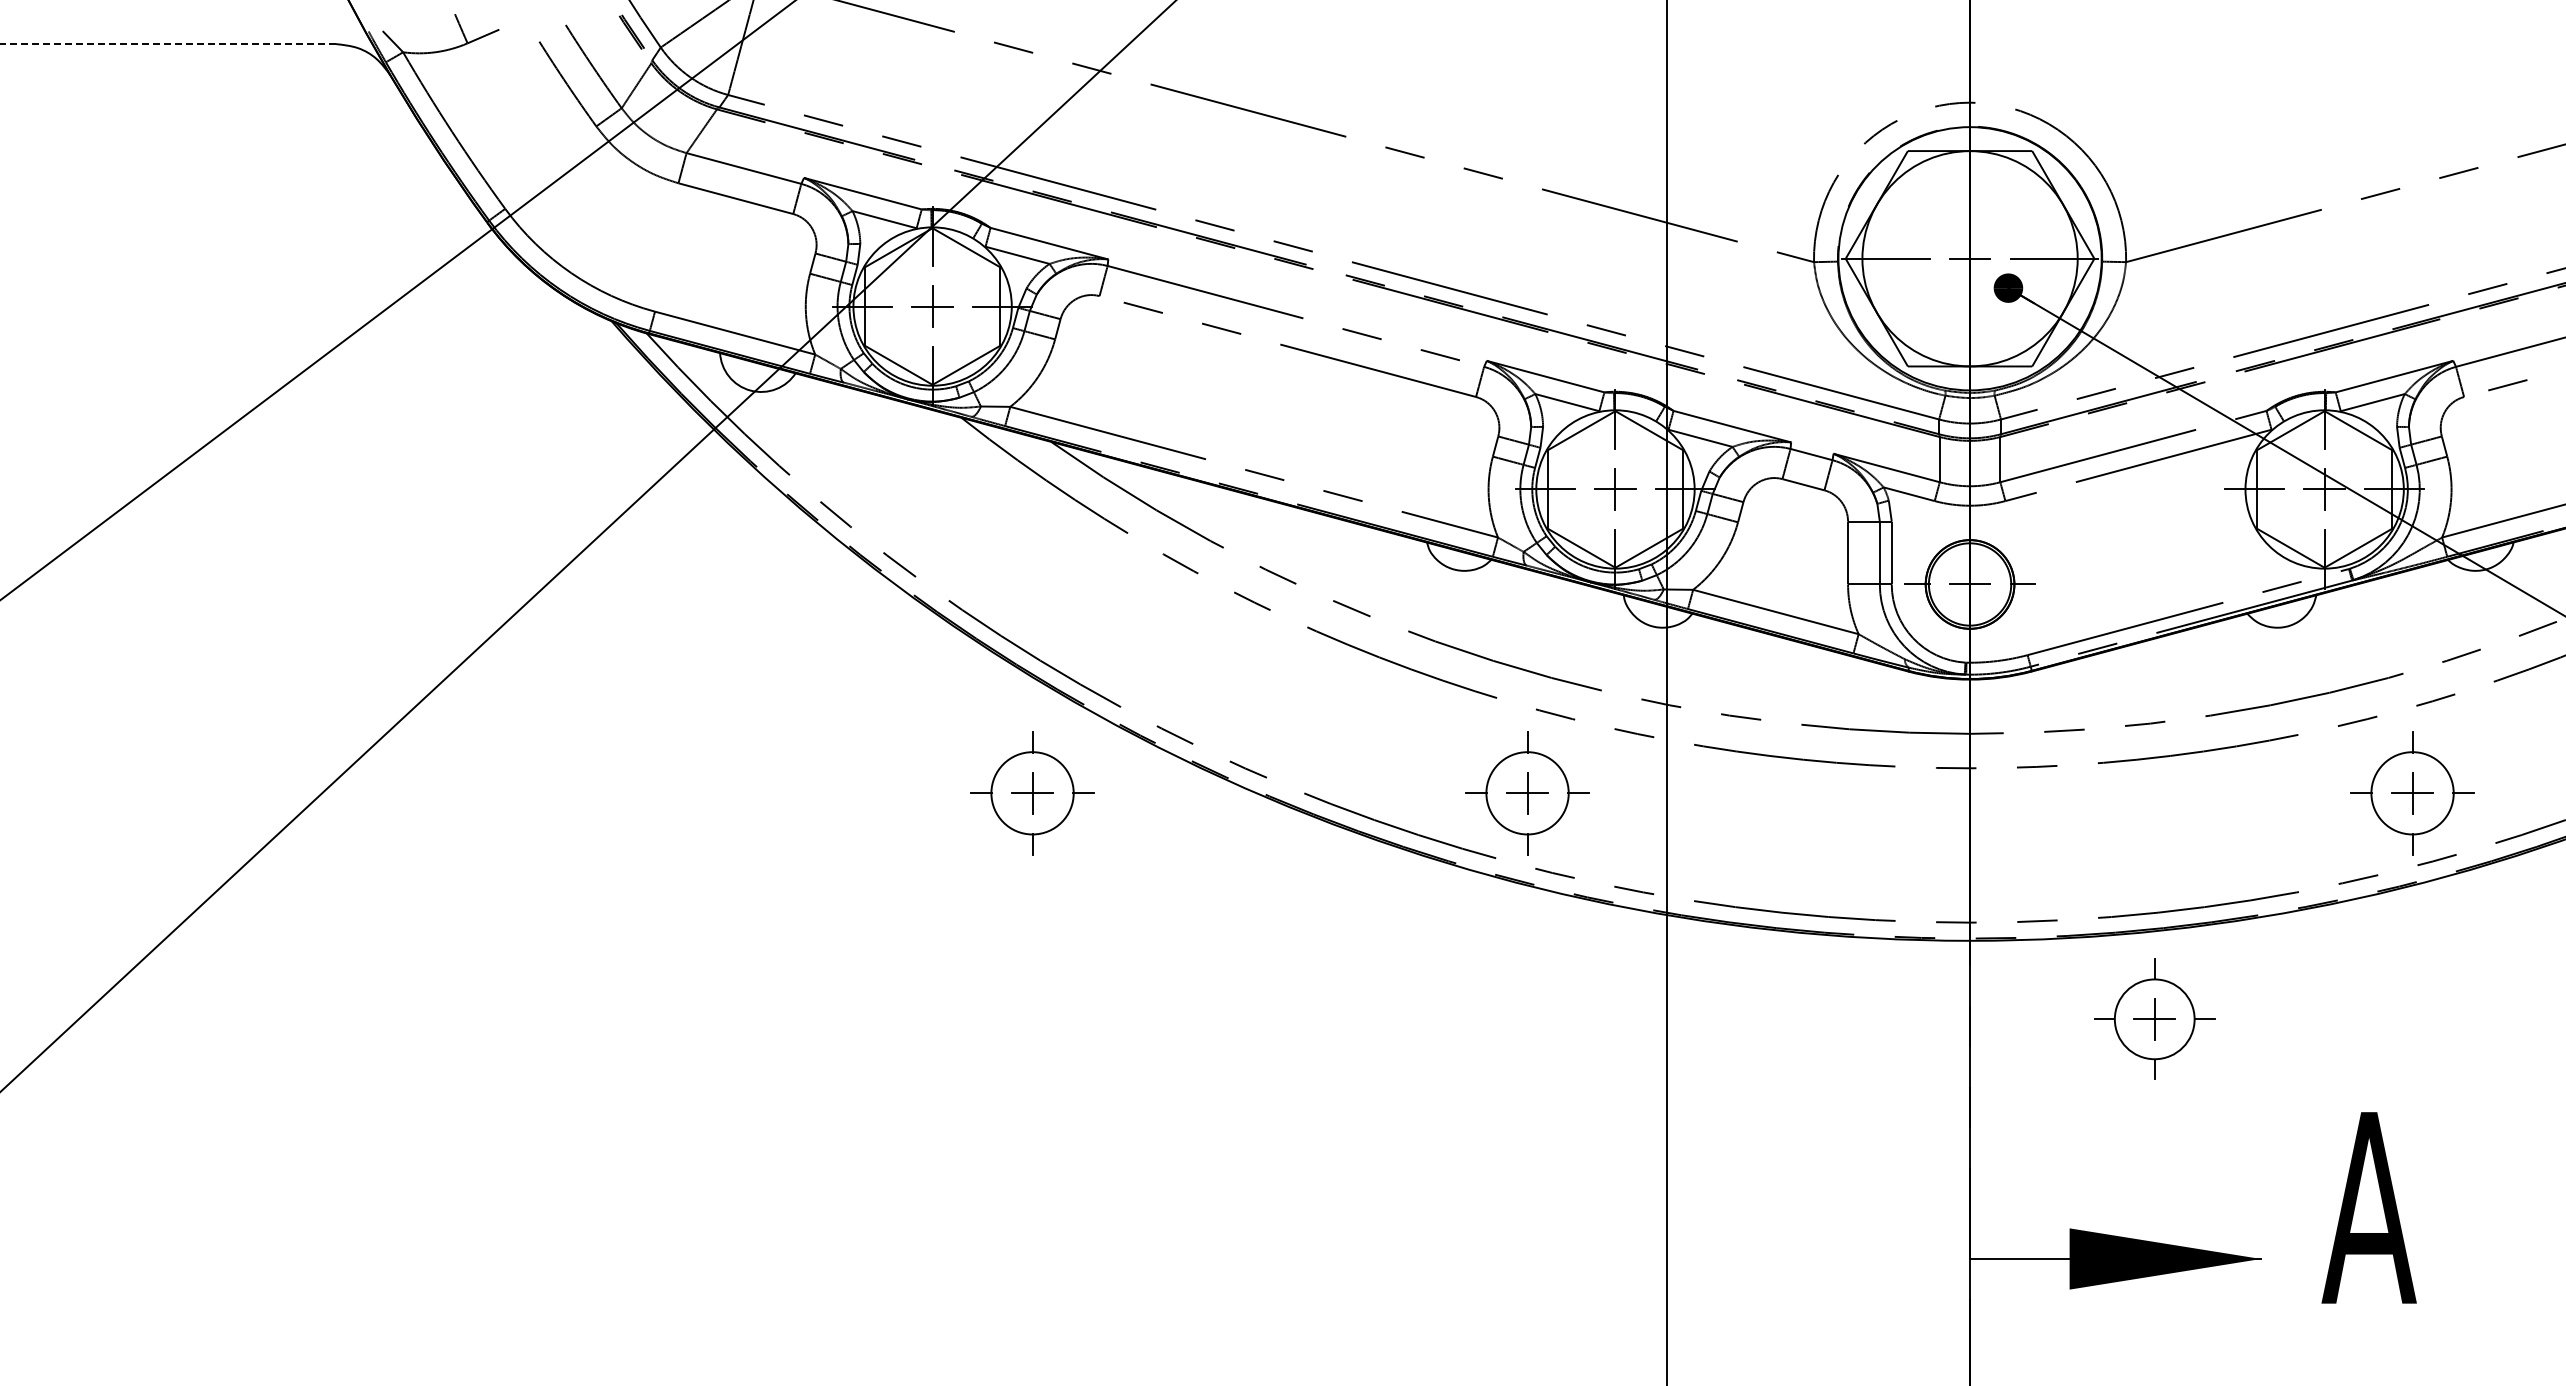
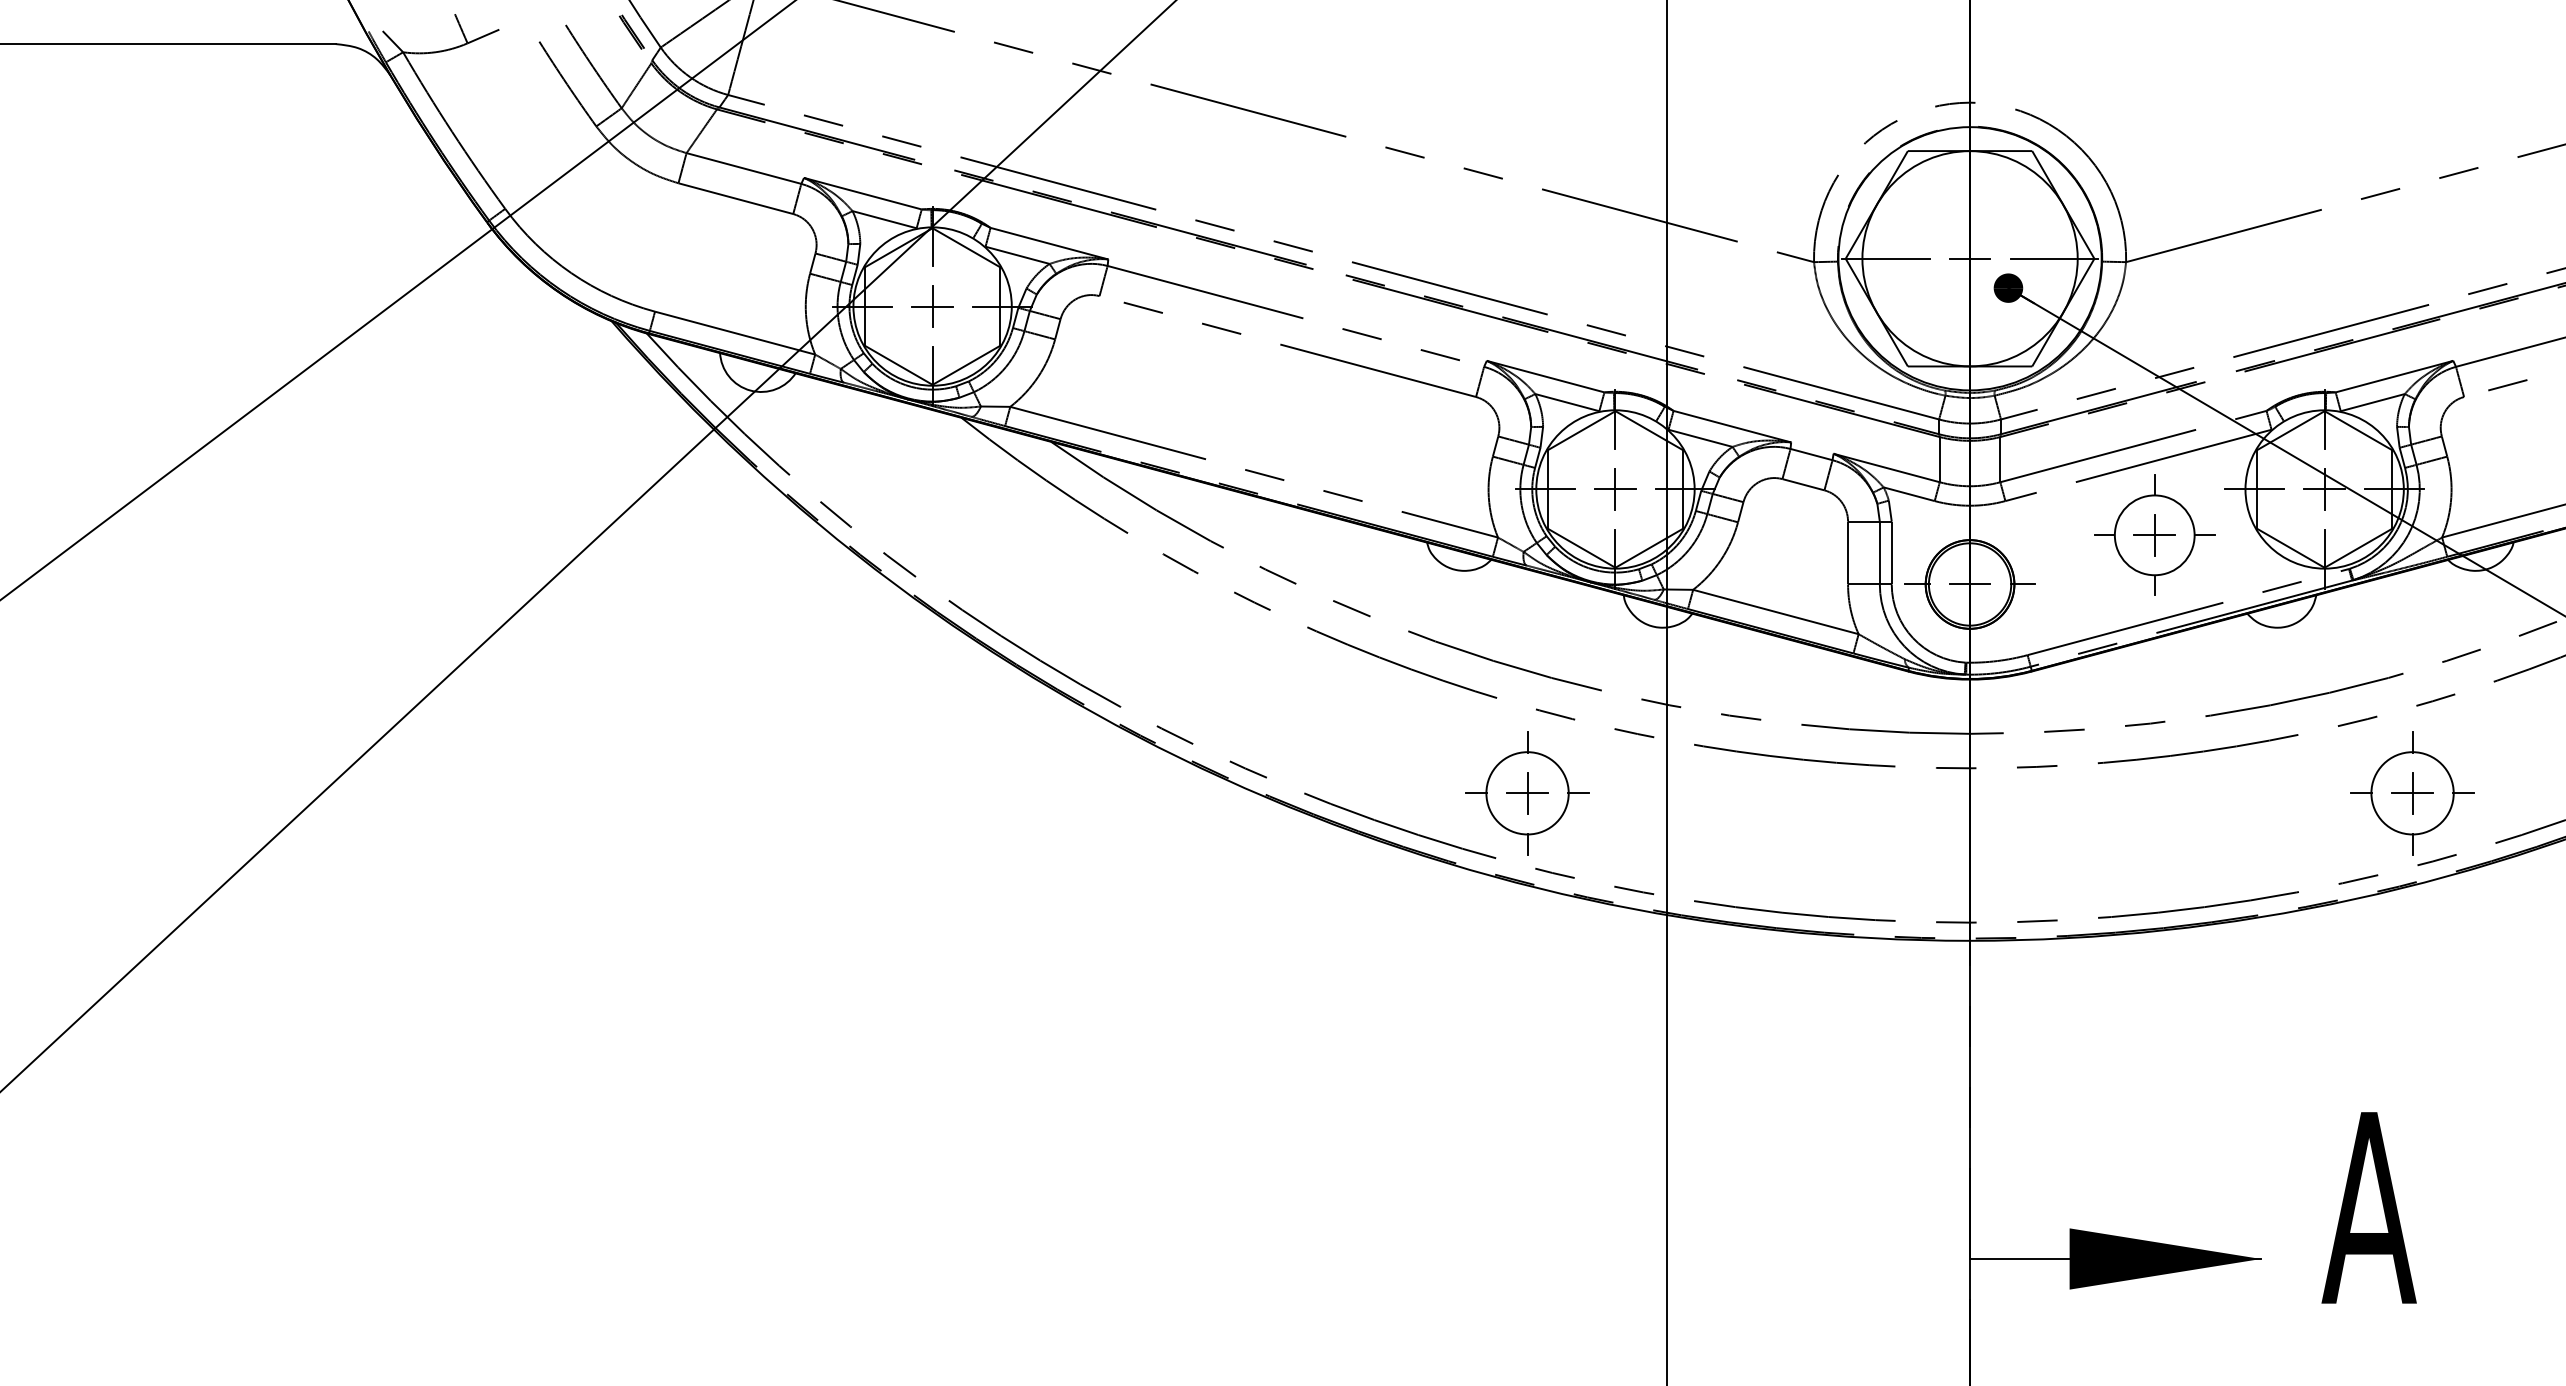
line: dashed -> solid (168, 44)
part: present -> none (1032, 793)
part position: (2154, 1018) -> (2154, 534) (2154, 534)
